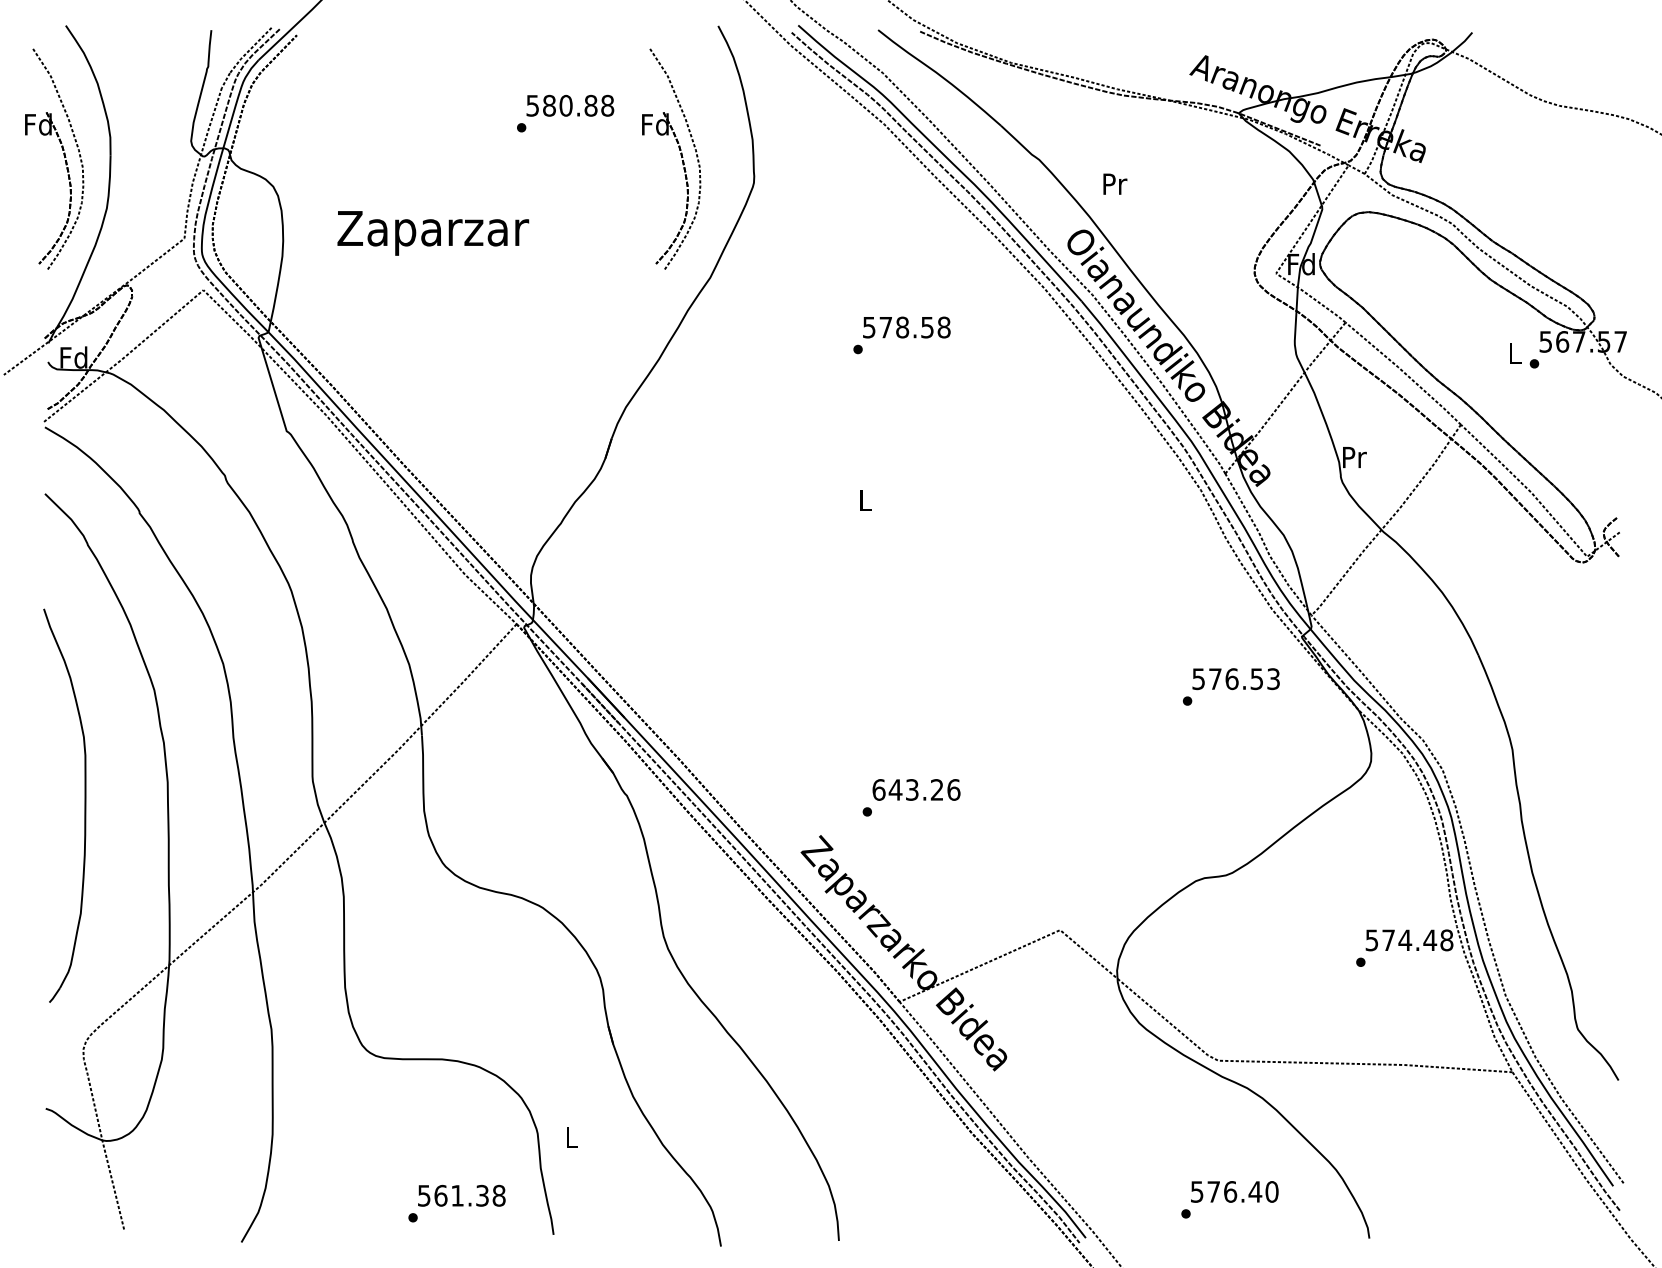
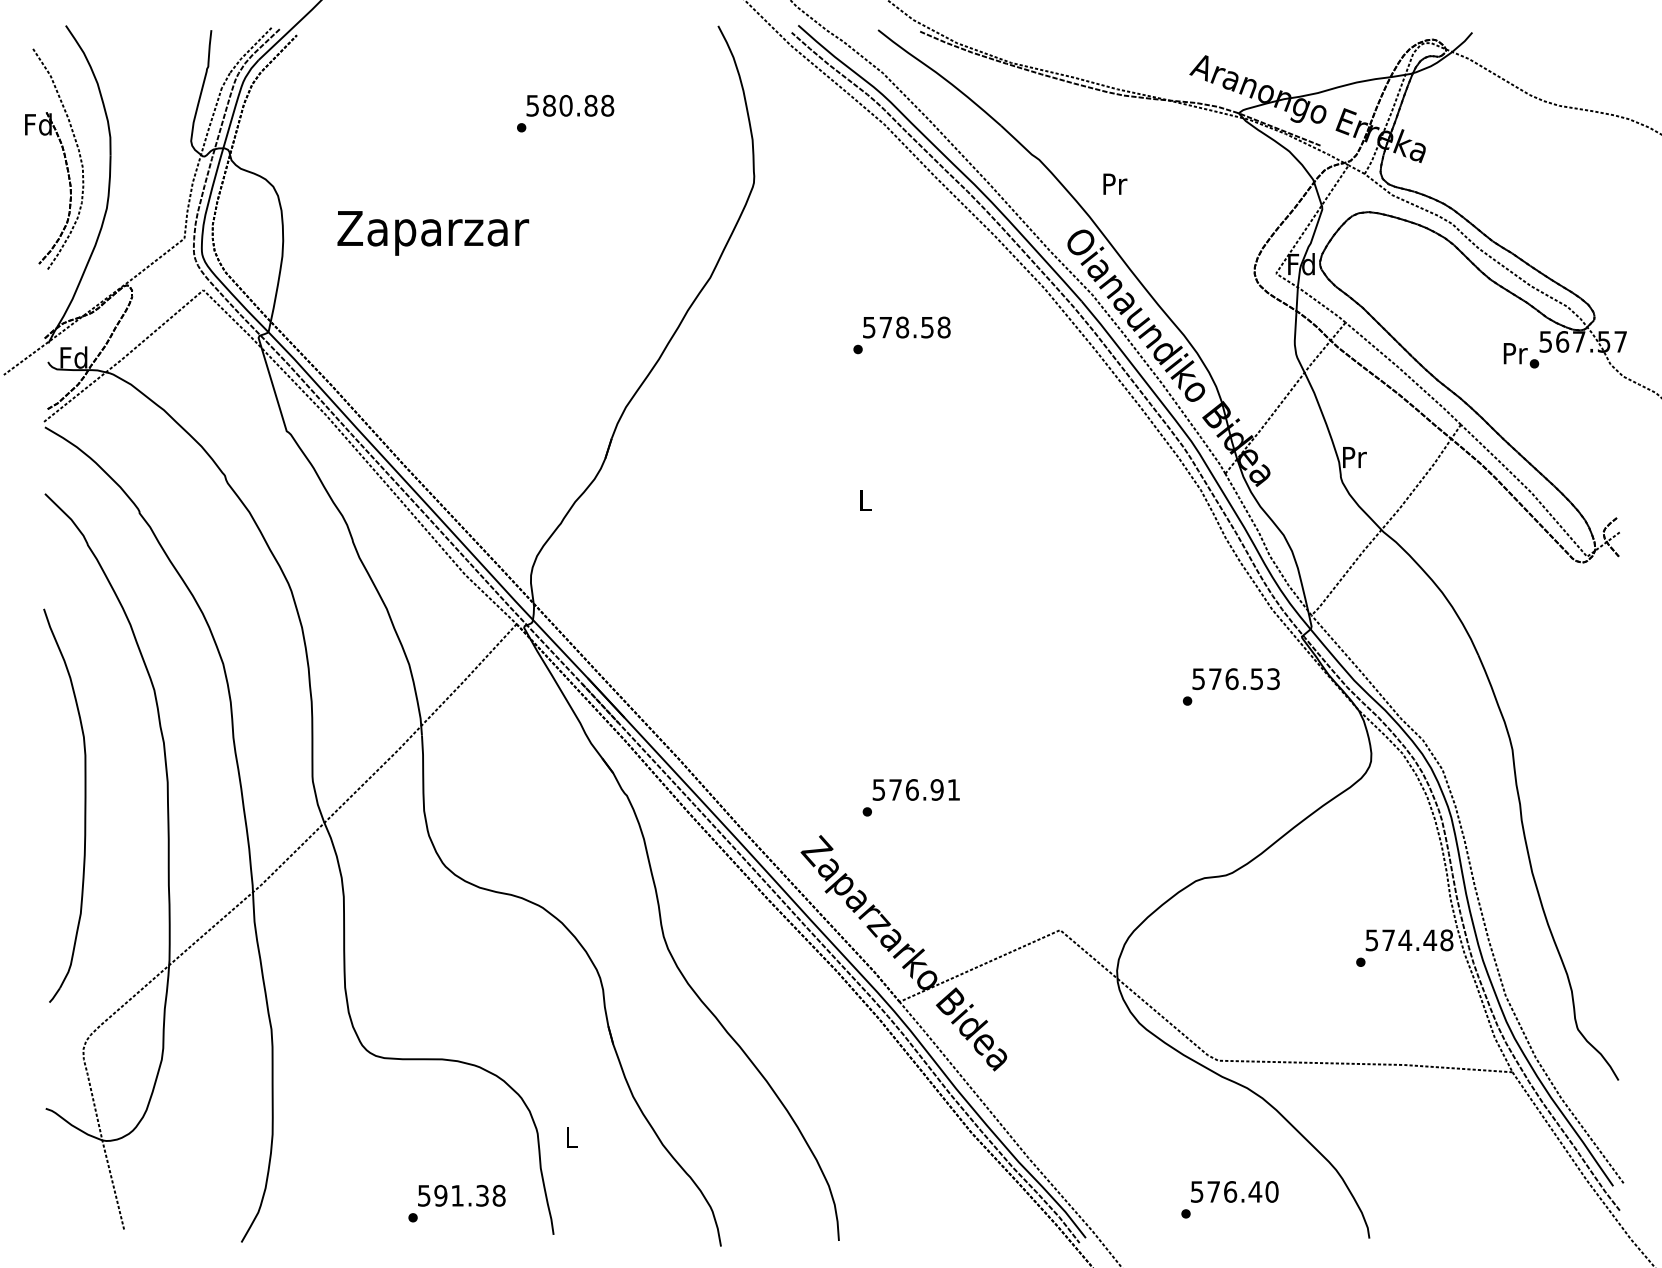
part: present -> none (680, 155)
text: L -> Pr (1515, 353)
text: 643.26 -> 576.91 (916, 789)
text: 561.38 -> 591.38 (440, 1195)
